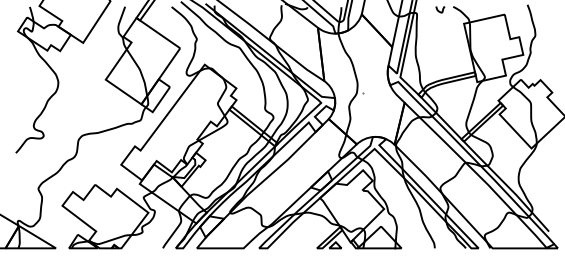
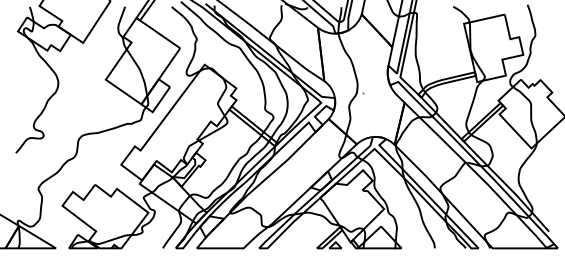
curve: present -> none (439, 10)
